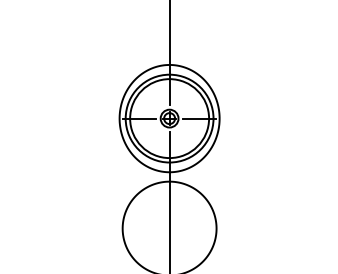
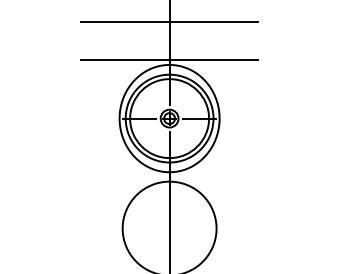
line: none -> present (169, 22)
line: none -> present (169, 59)
